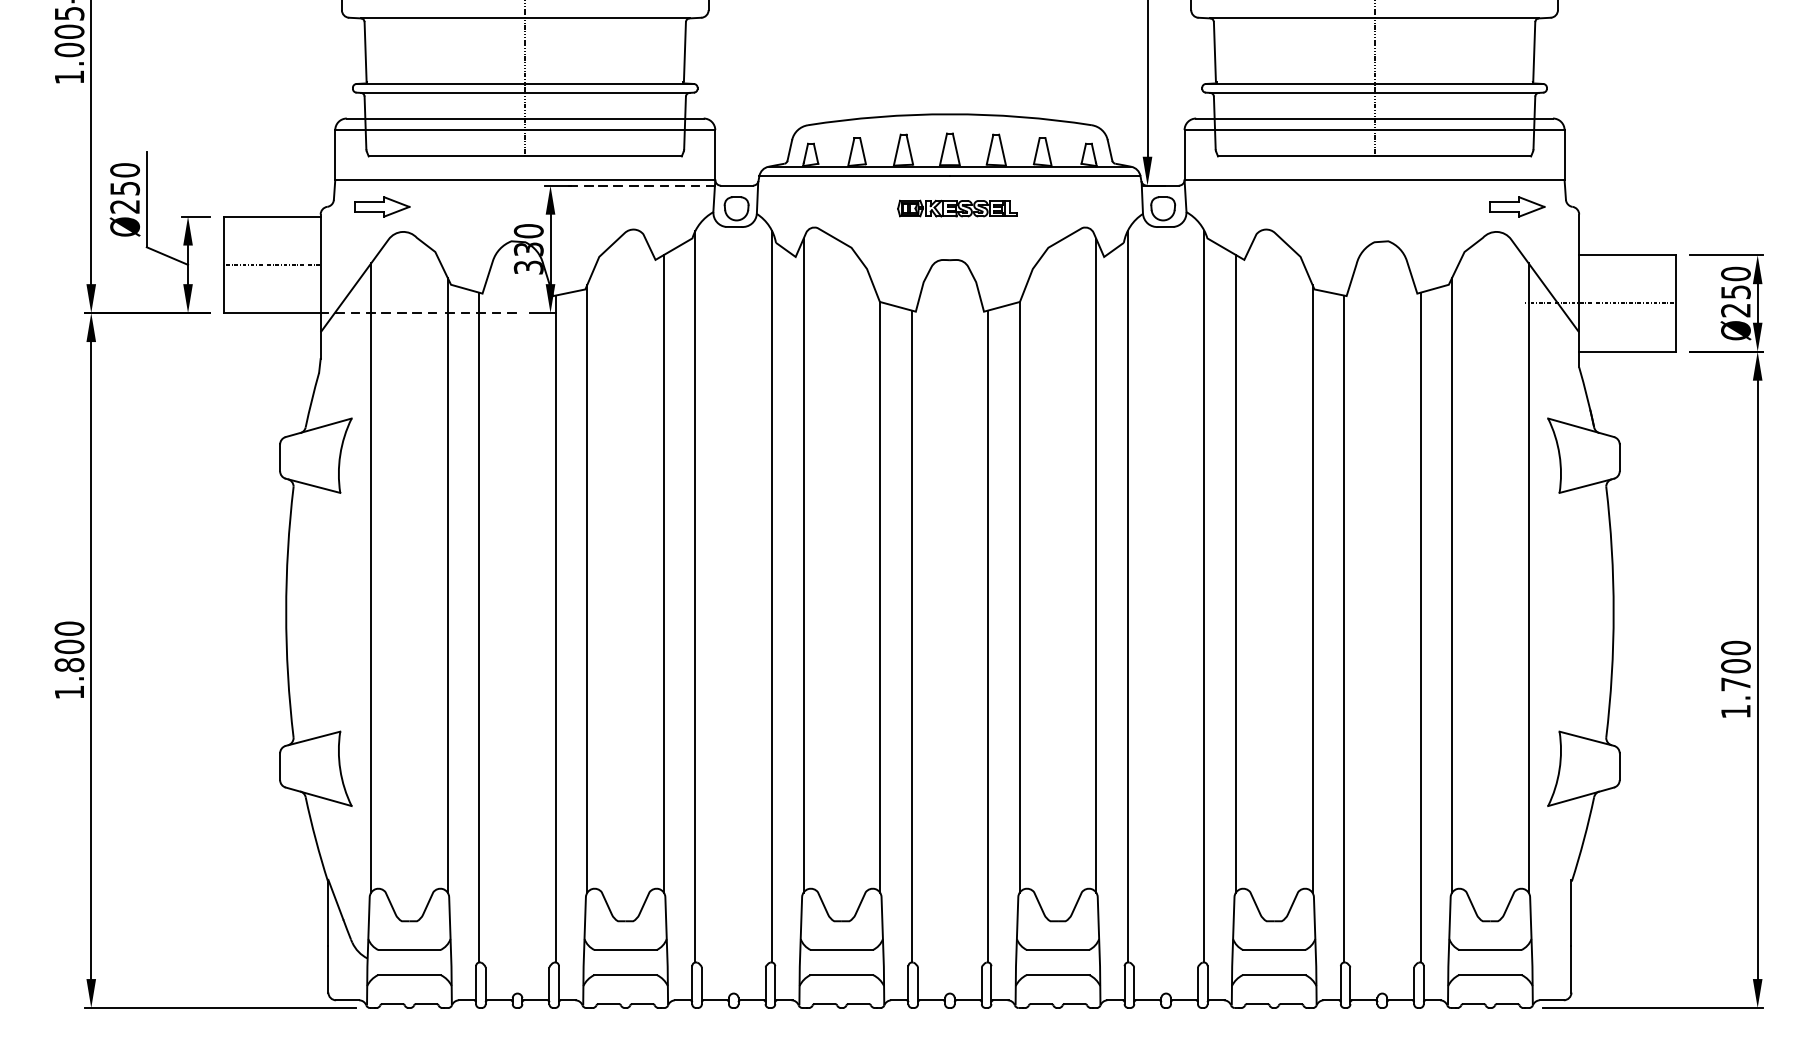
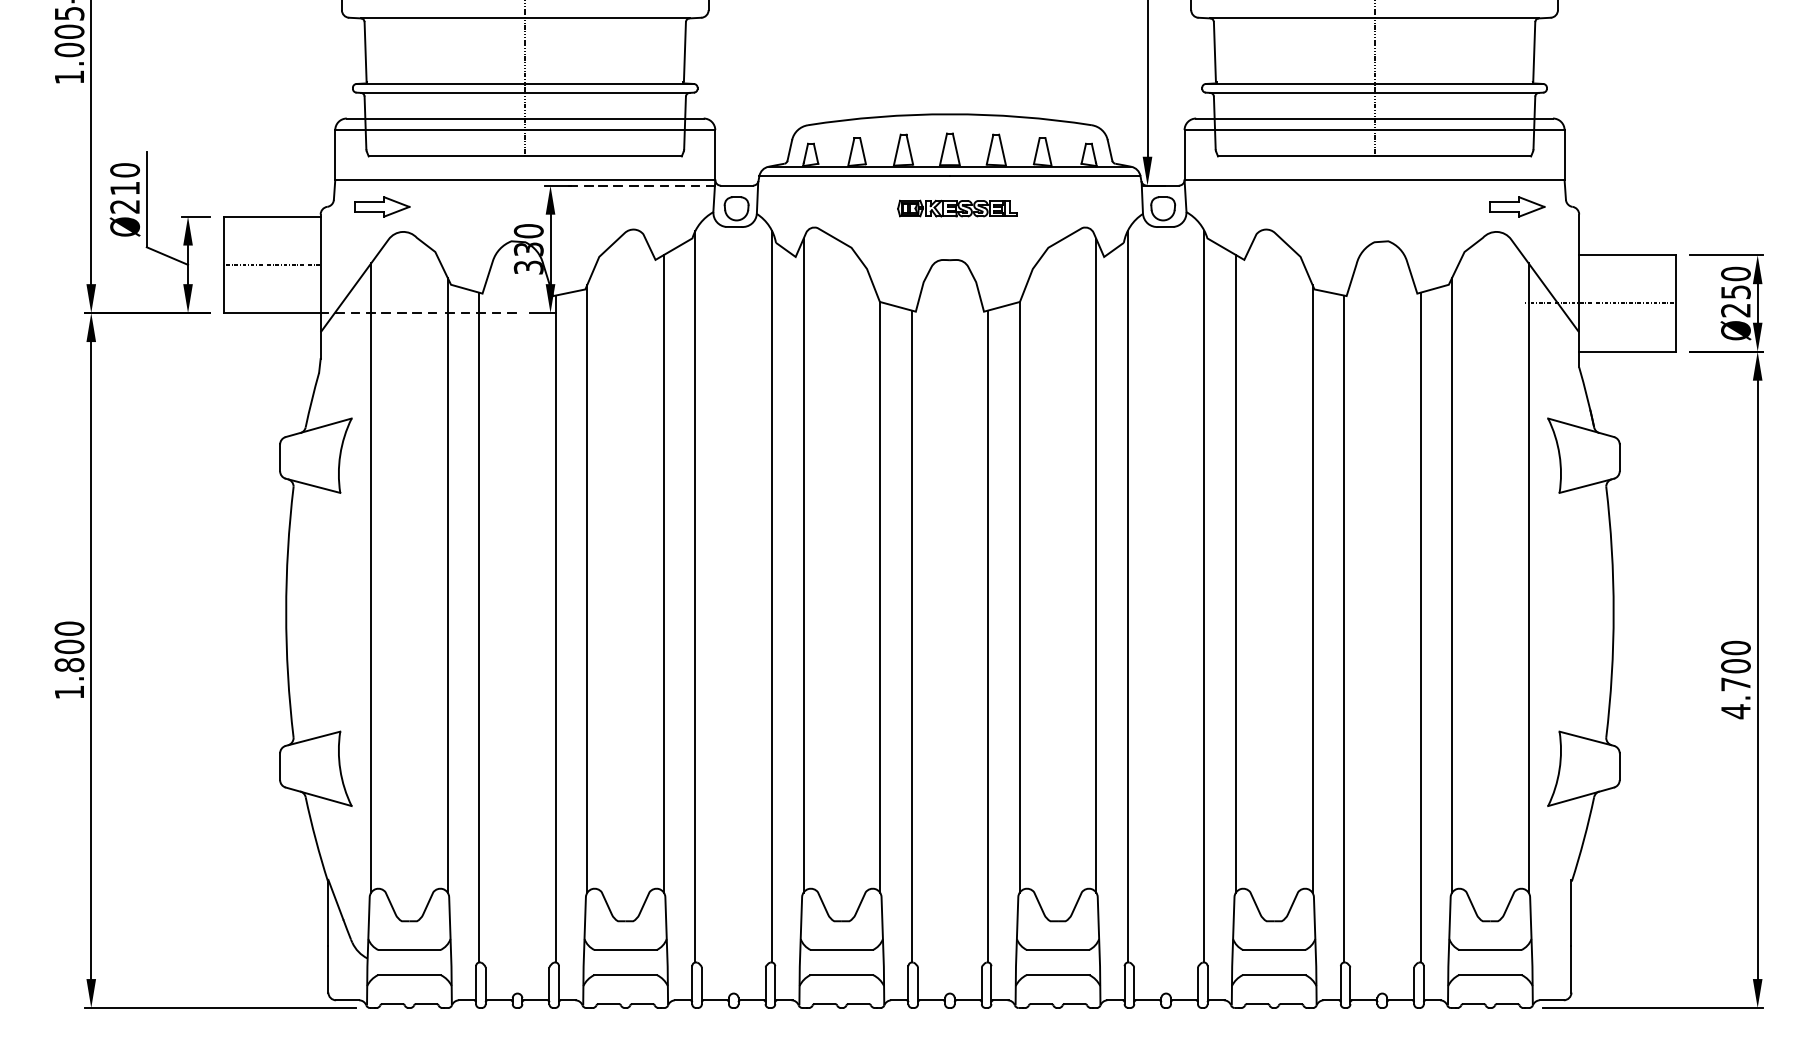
text: Ø250 -> Ø210 (124, 188)
text: 1.700 -> 4.700 (1735, 711)
